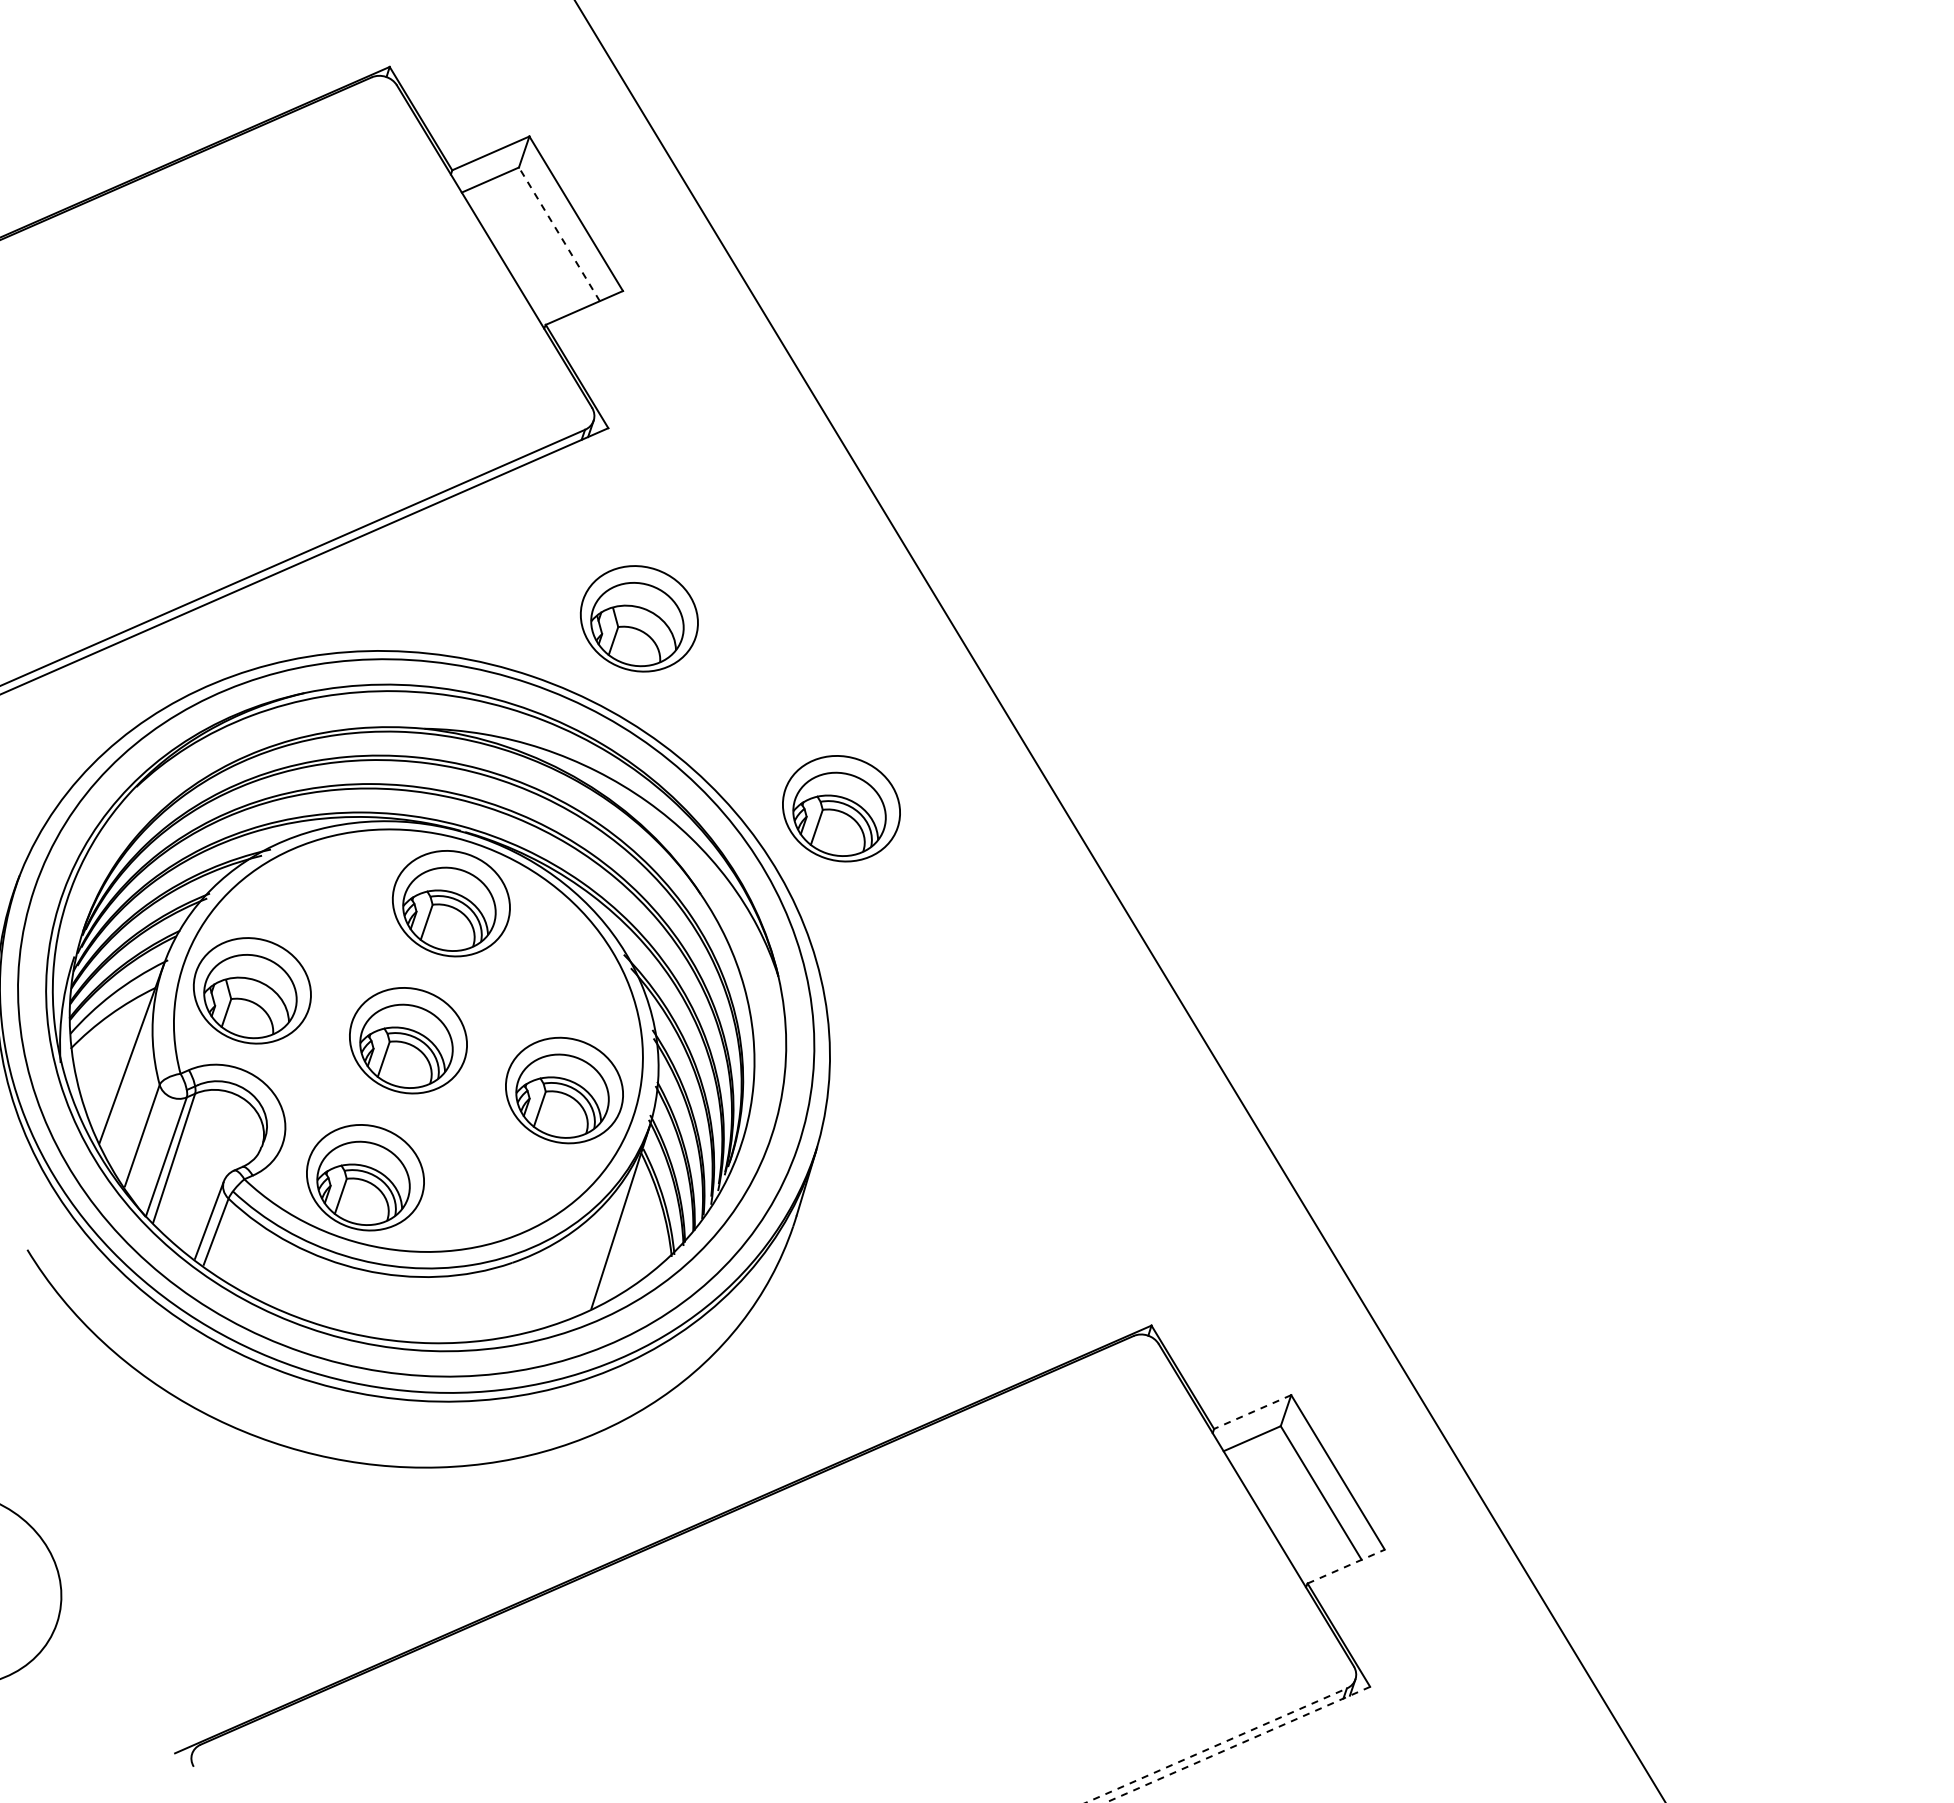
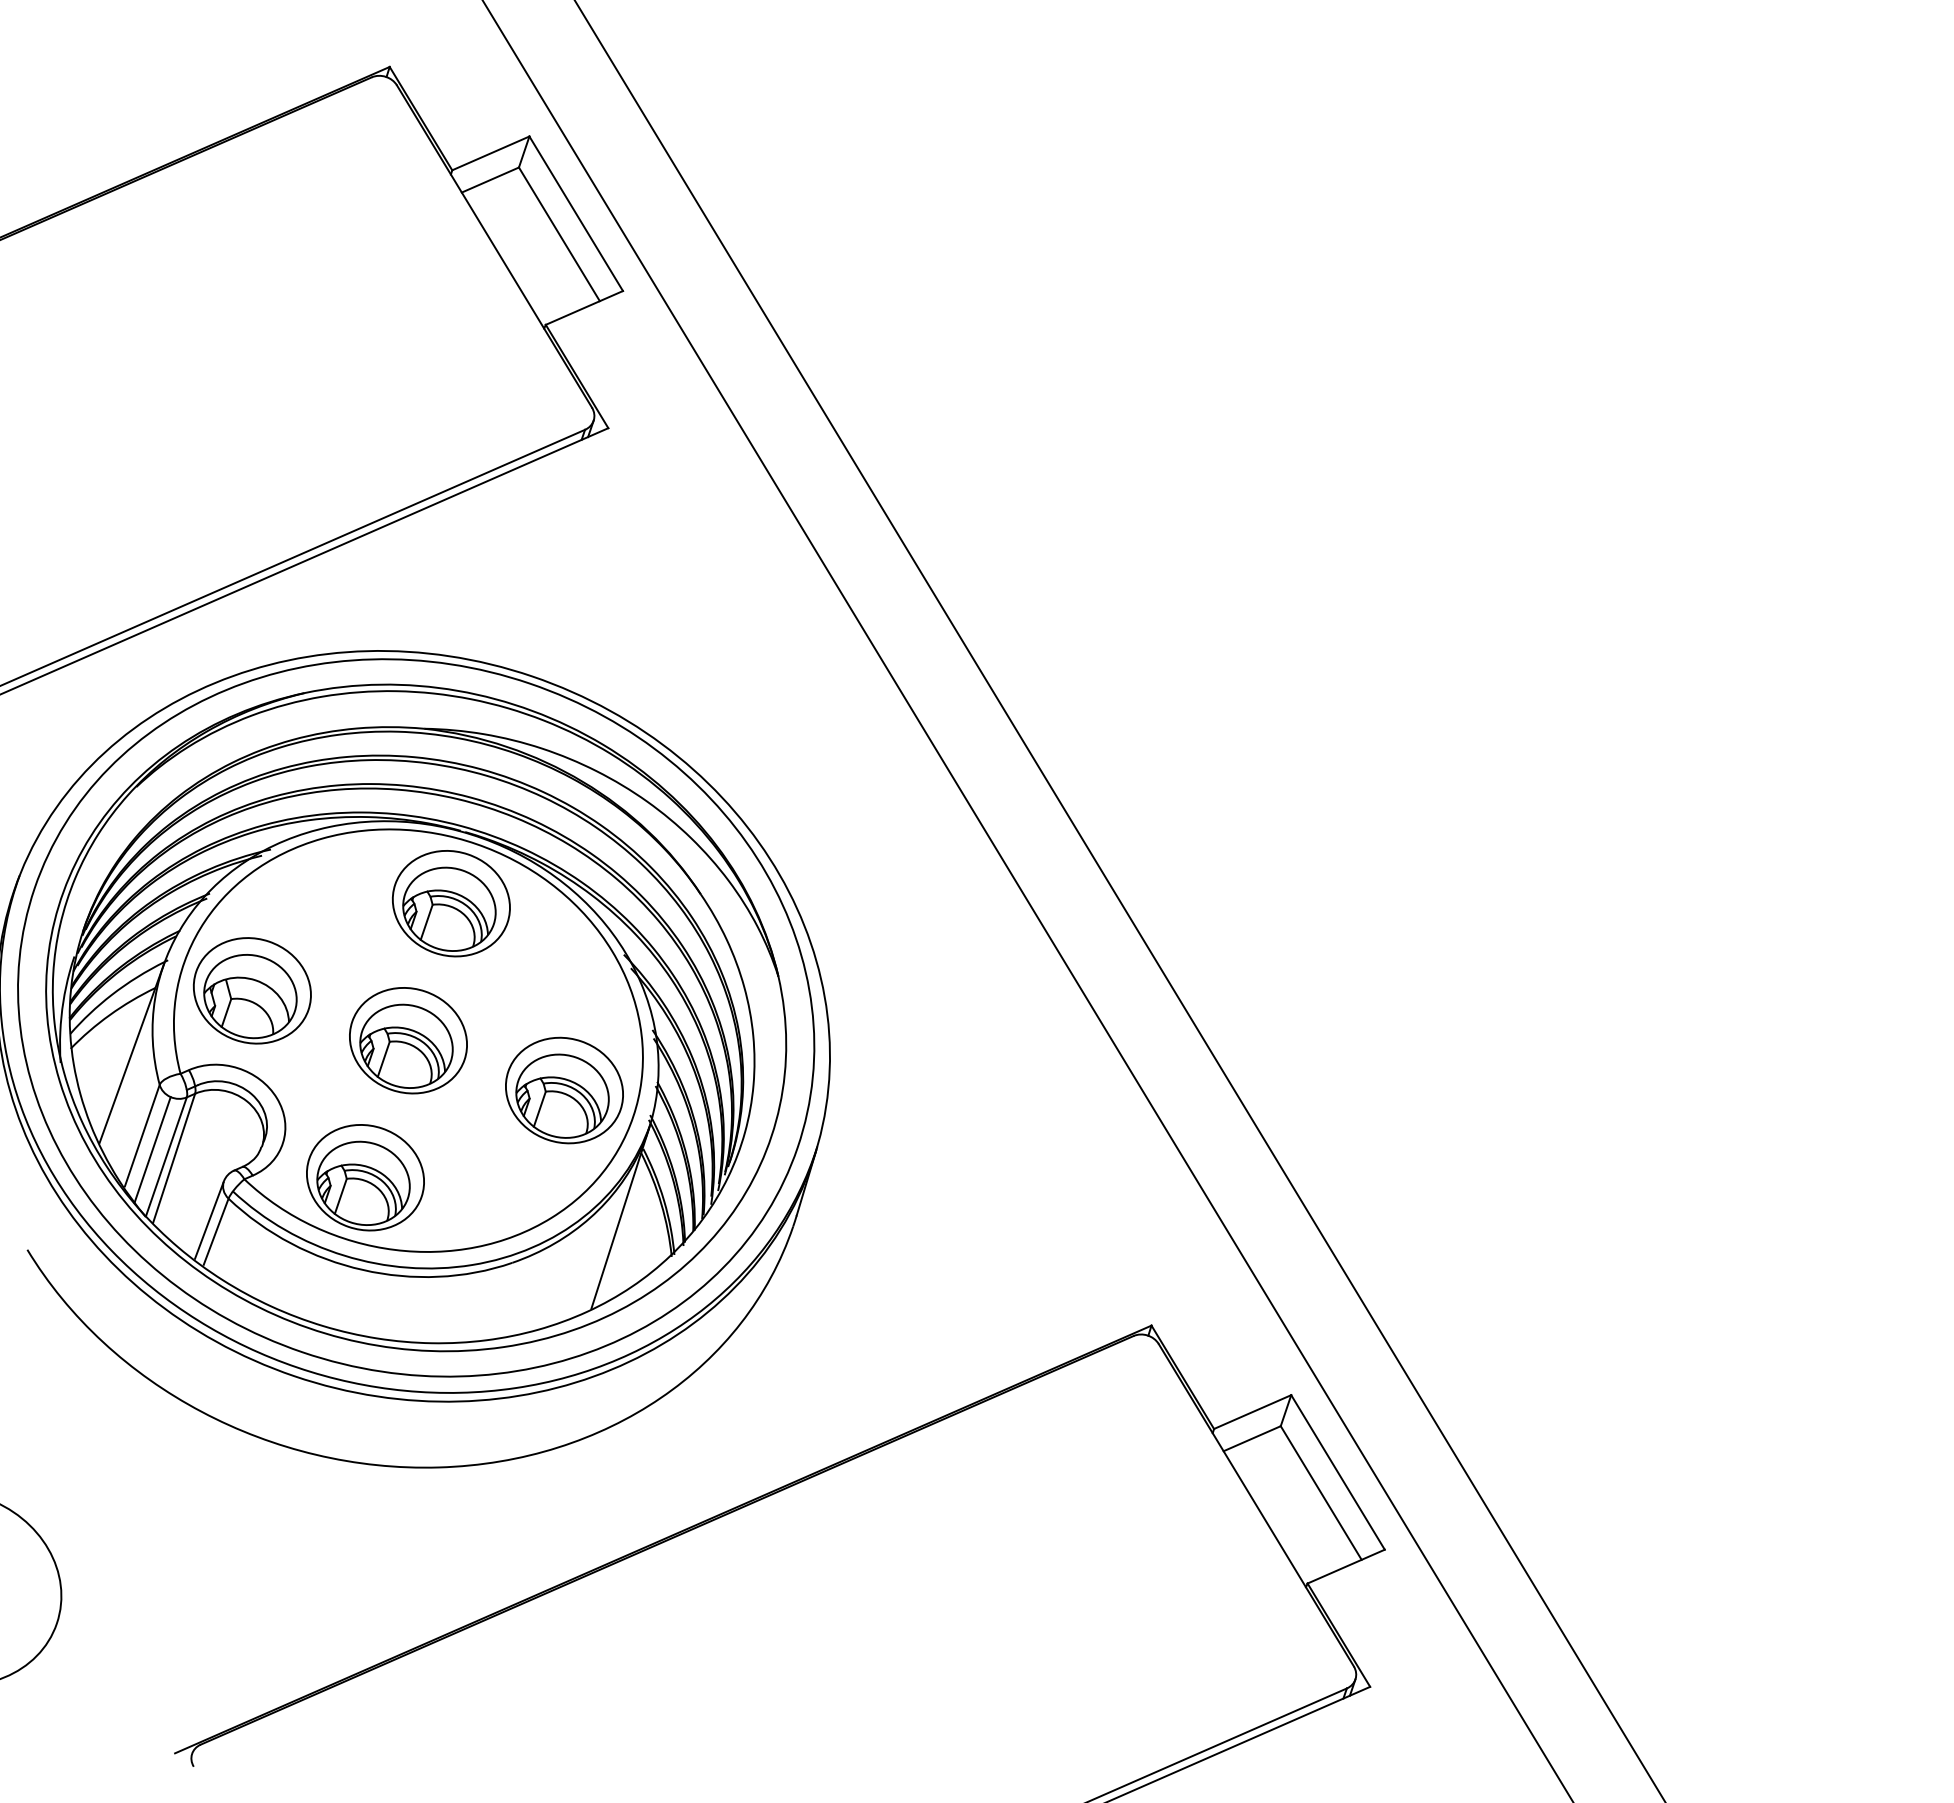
line: dashed -> solid (559, 233)
part: present -> none (638, 618)
part: present -> none (841, 808)
line: none -> present (1027, 900)
line: none -> present (152, 1149)
line: dashed -> solid (1252, 1412)
line: dashed -> solid (1346, 1566)
line: dashed -> solid (1237, 1744)
line: dashed -> solid (1216, 1745)
